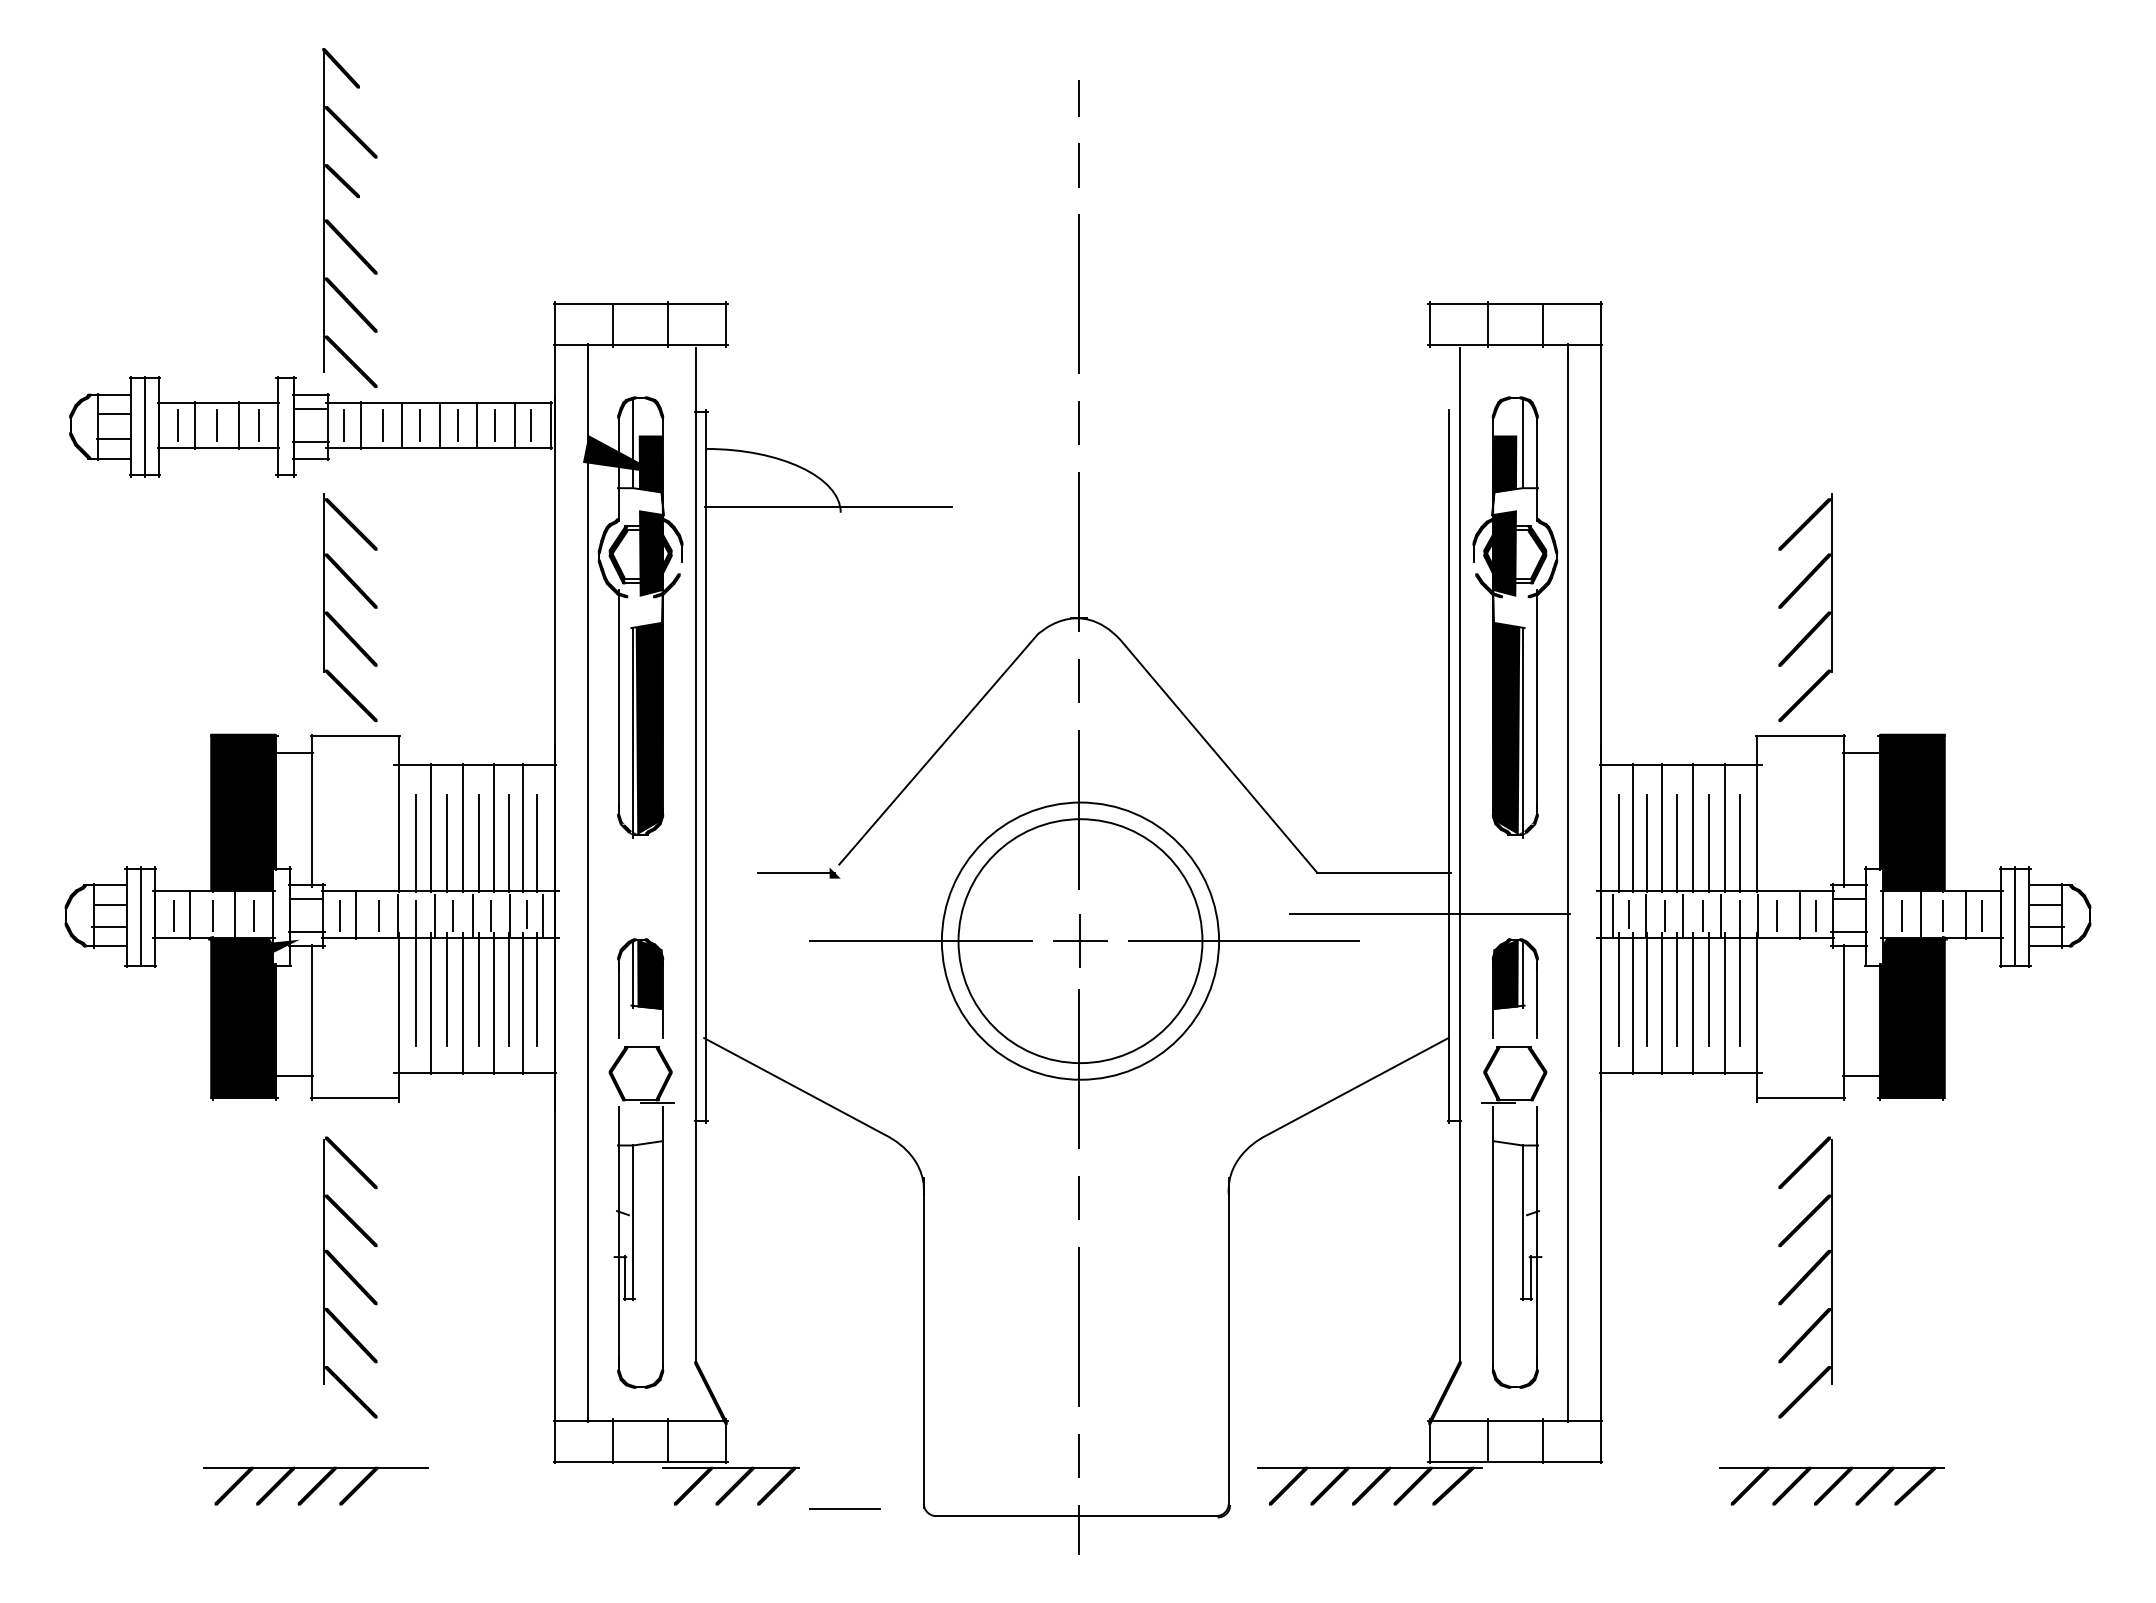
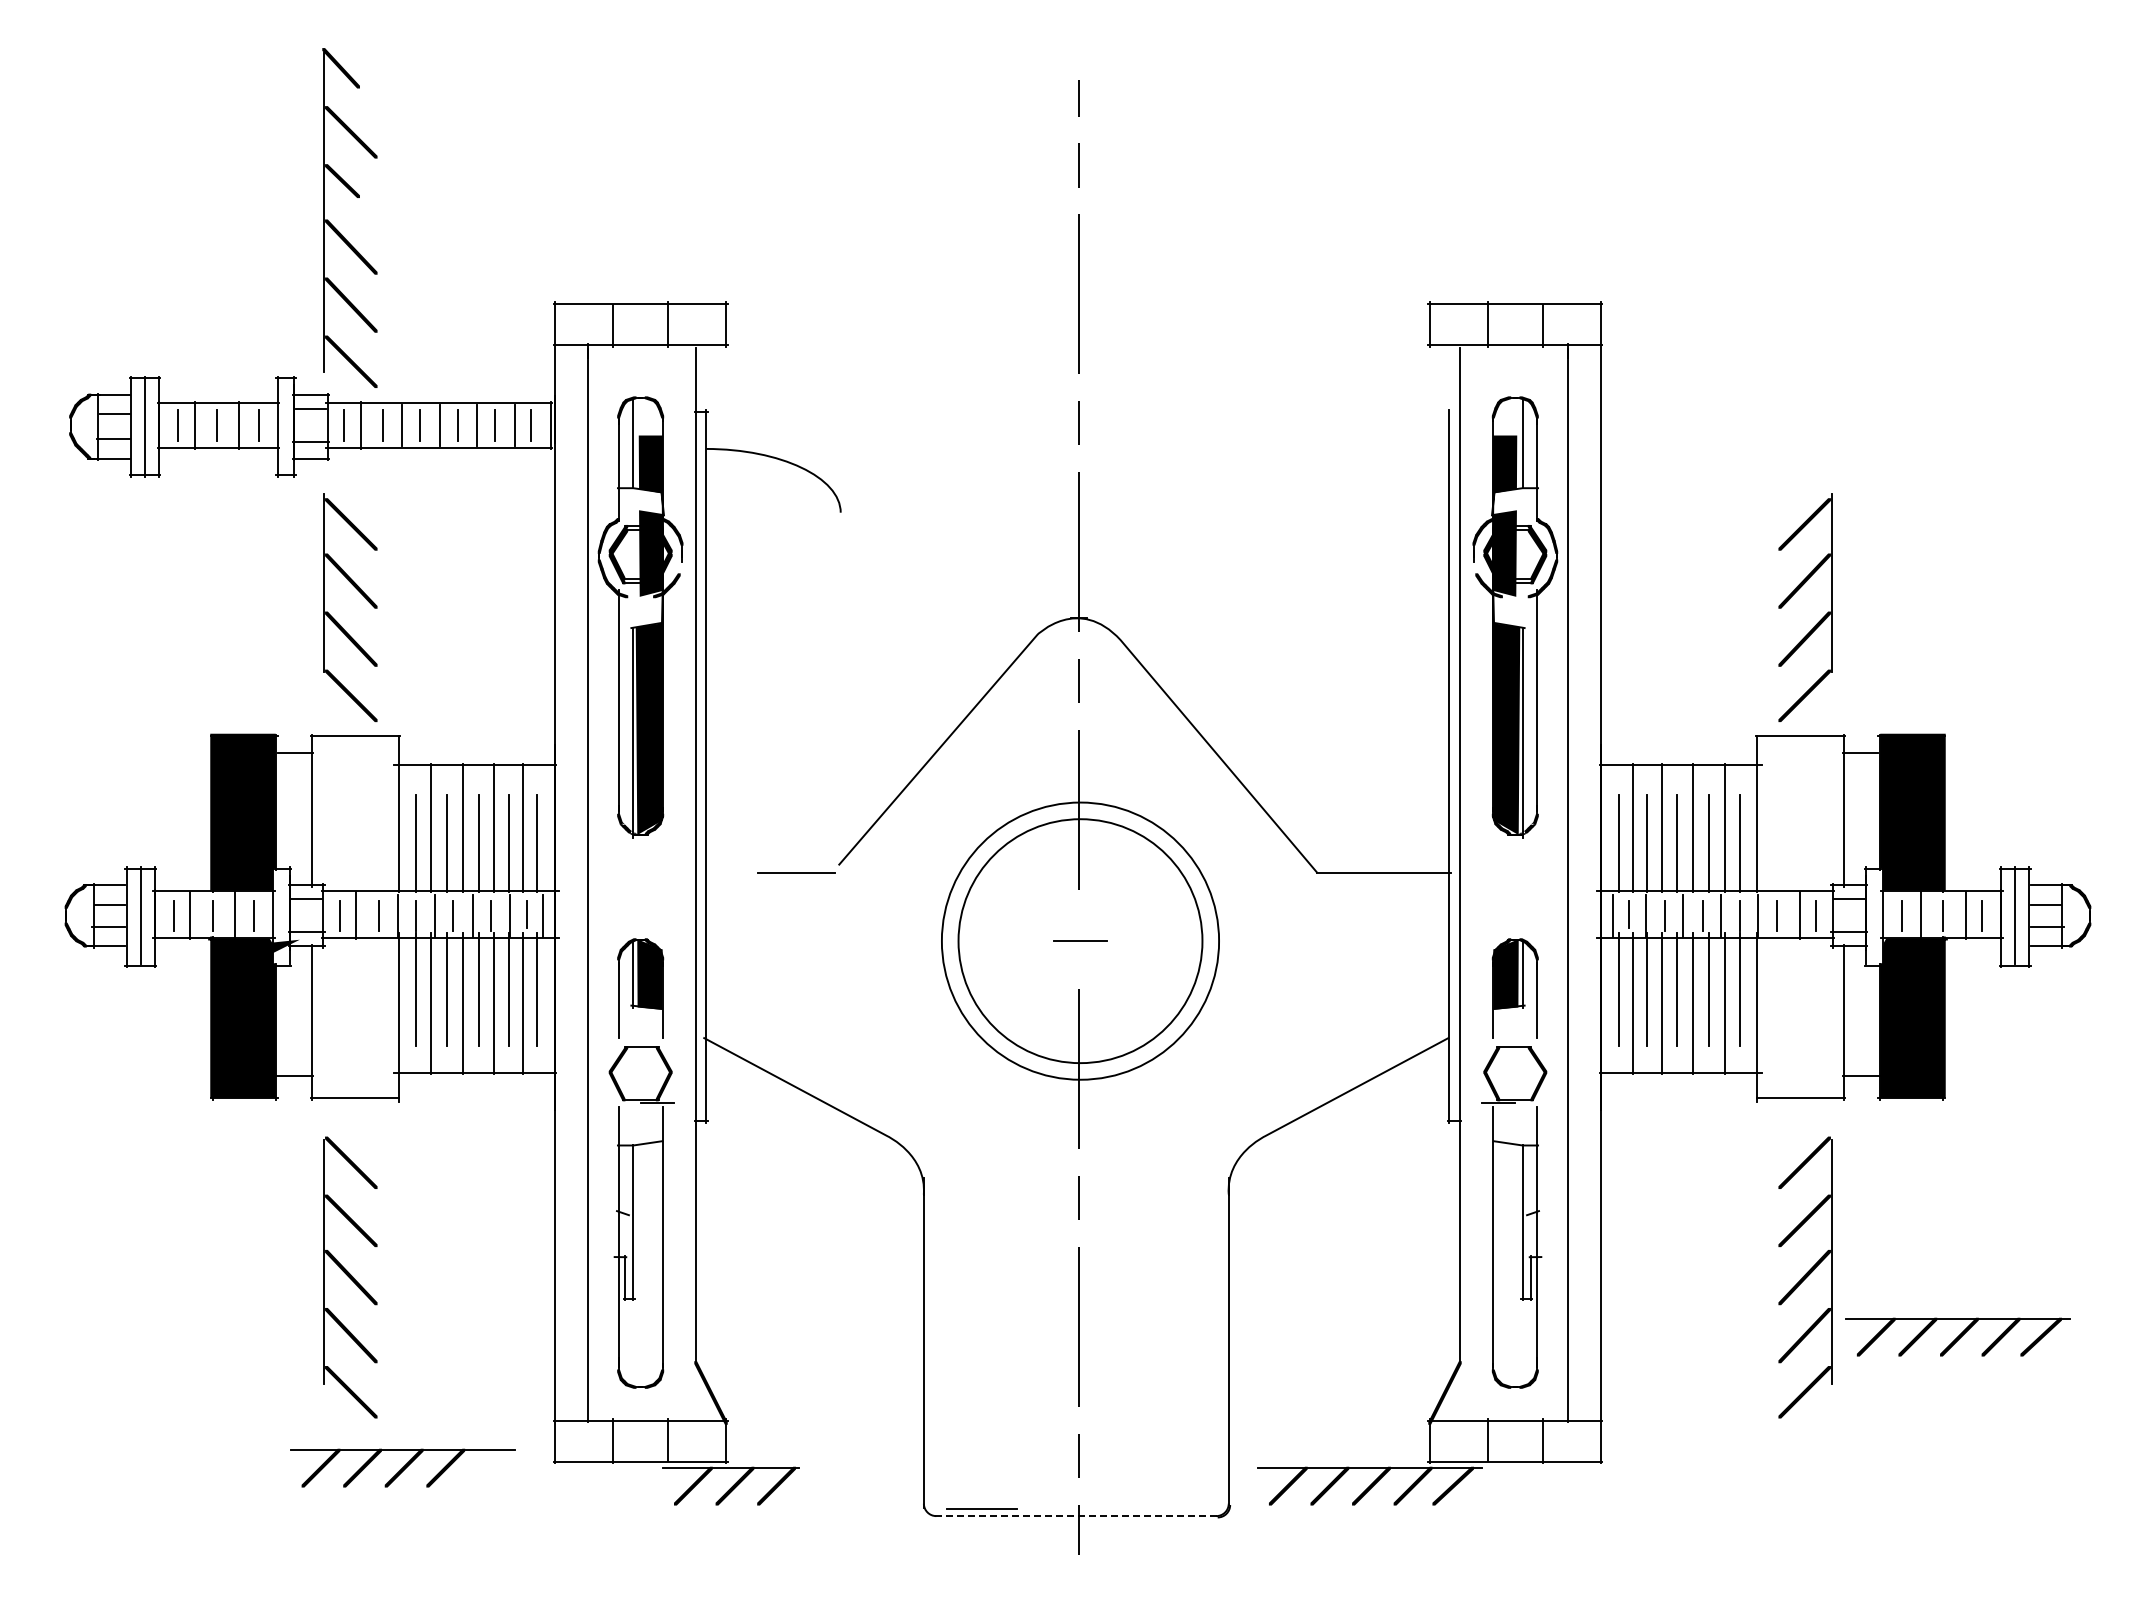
fill: present -> none (621, 454)
line: present -> none (827, 507)
fill: present -> none (834, 872)
line: present -> none (1429, 913)
line: present -> none (920, 940)
line: present -> none (1080, 940)
line: present -> none (1244, 940)
part position: (315, 1485) -> (402, 1467) (402, 1467)
part position: (1831, 1485) -> (1957, 1336) (1957, 1336)
line position: (844, 1508) -> (981, 1508) (981, 1508)
line: solid -> dashed (1076, 1516)
